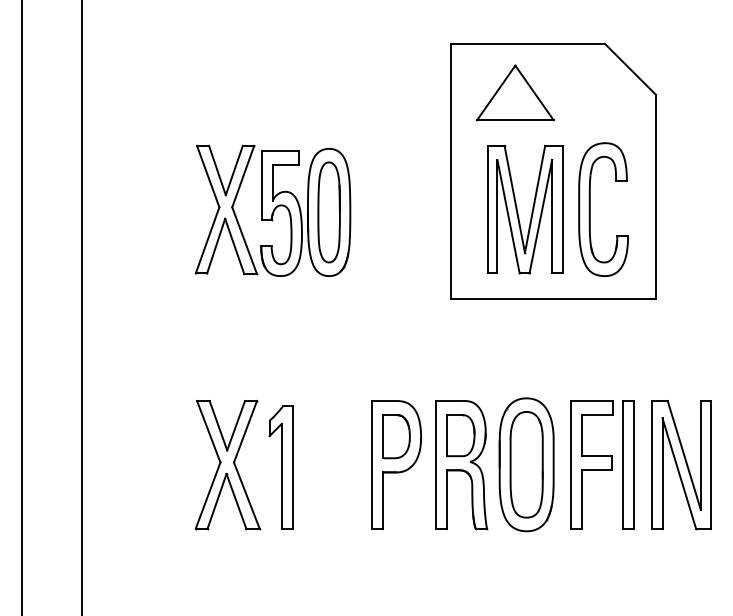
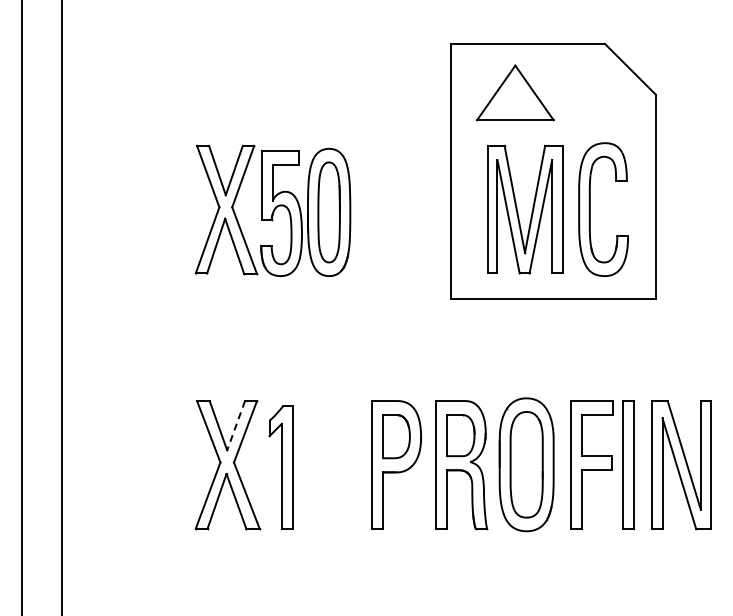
line position: (81, 307) -> (61, 307) (61, 307)
line: solid -> dashed (235, 426)
